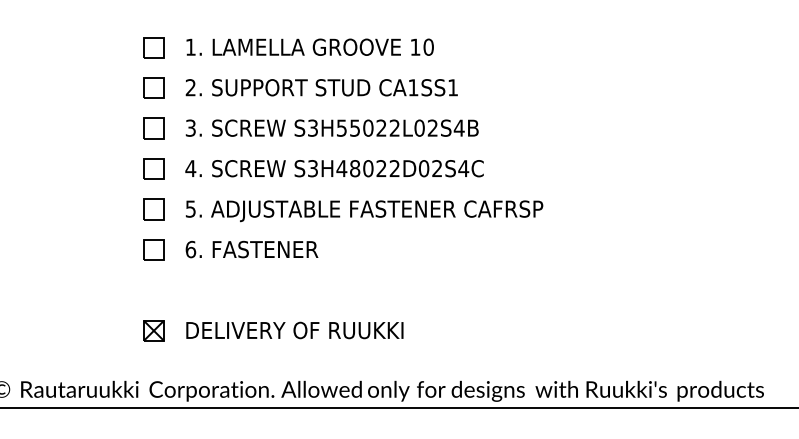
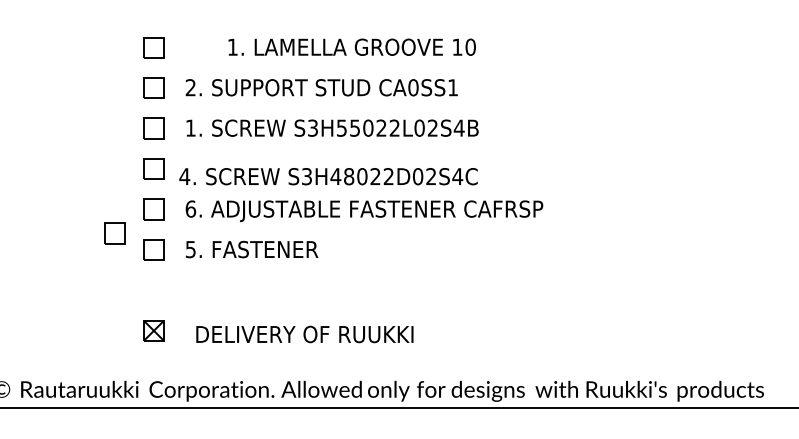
text position: (309, 46) -> (351, 46) (351, 46)
text: CA1SS1 -> CA0SS1 (413, 87)
text: 3. -> 1. (190, 127)
text position: (334, 168) -> (328, 176) (328, 176)
text: 5. -> 6. (190, 208)
part: none -> present (114, 233)
text: 6. -> 5. (190, 249)
text position: (294, 330) -> (304, 334) (304, 334)
